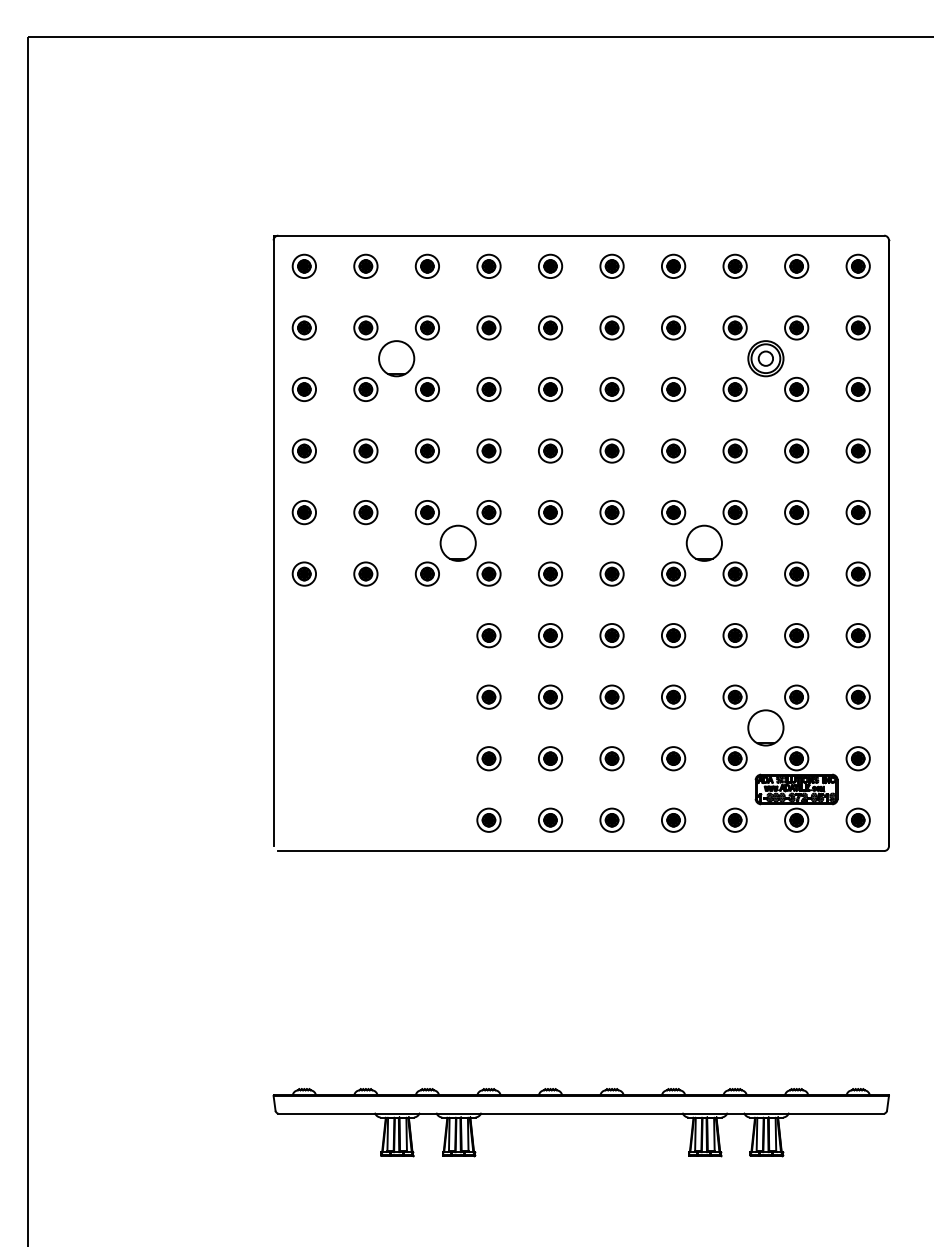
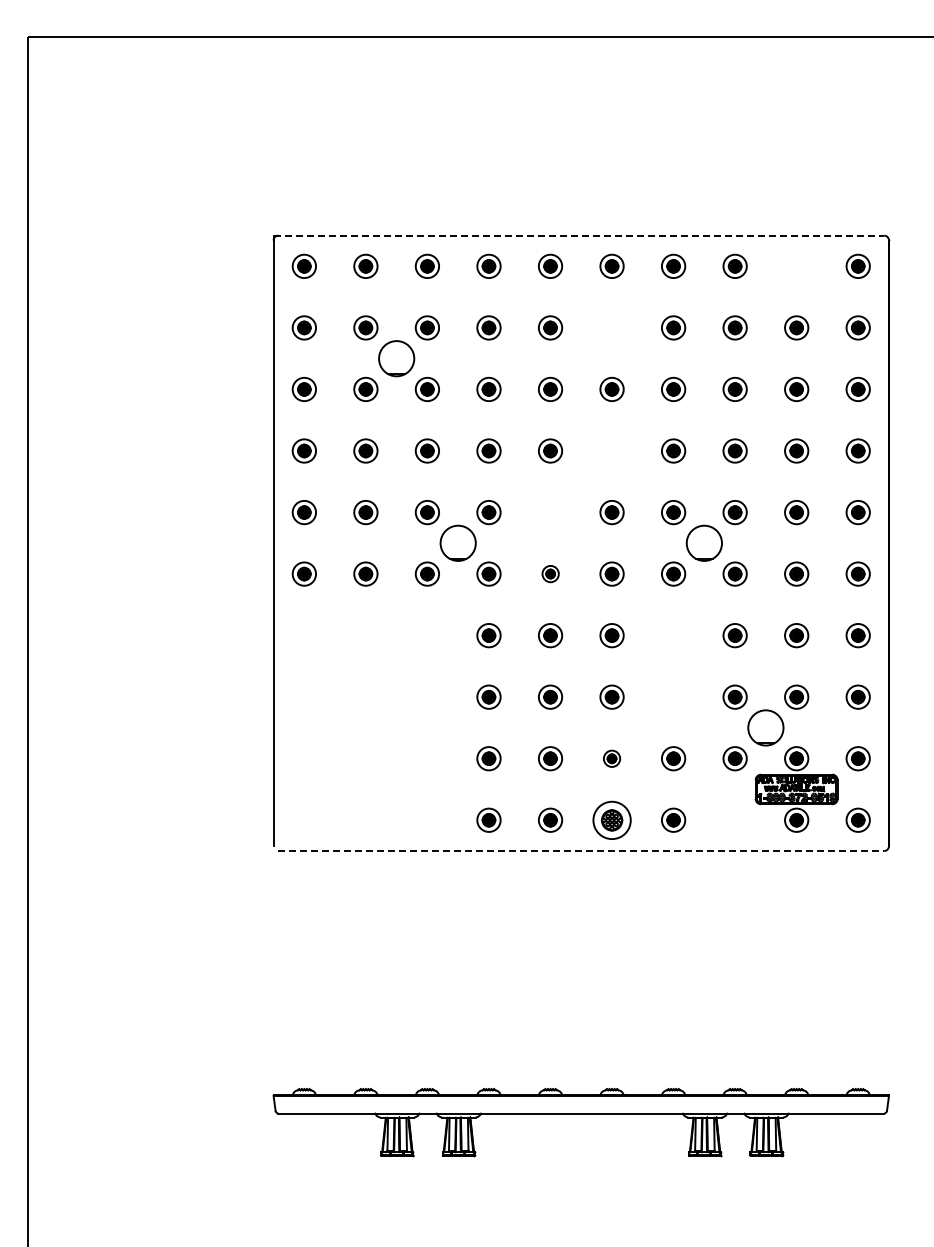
line: solid -> dashed (579, 235)
part: present -> none (796, 265)
part: present -> none (611, 327)
part: present -> none (765, 358)
part: present -> none (611, 450)
part: present -> none (550, 512)
part size: 26x26 px -> 19x19 px (550, 574)
part: present -> none (673, 635)
part: present -> none (673, 696)
part size: 26x26 px -> 19x19 px (612, 758)
part size: 26x26 px -> 40x40 px (611, 819)
part: present -> none (734, 819)
line: solid -> dashed (581, 851)
